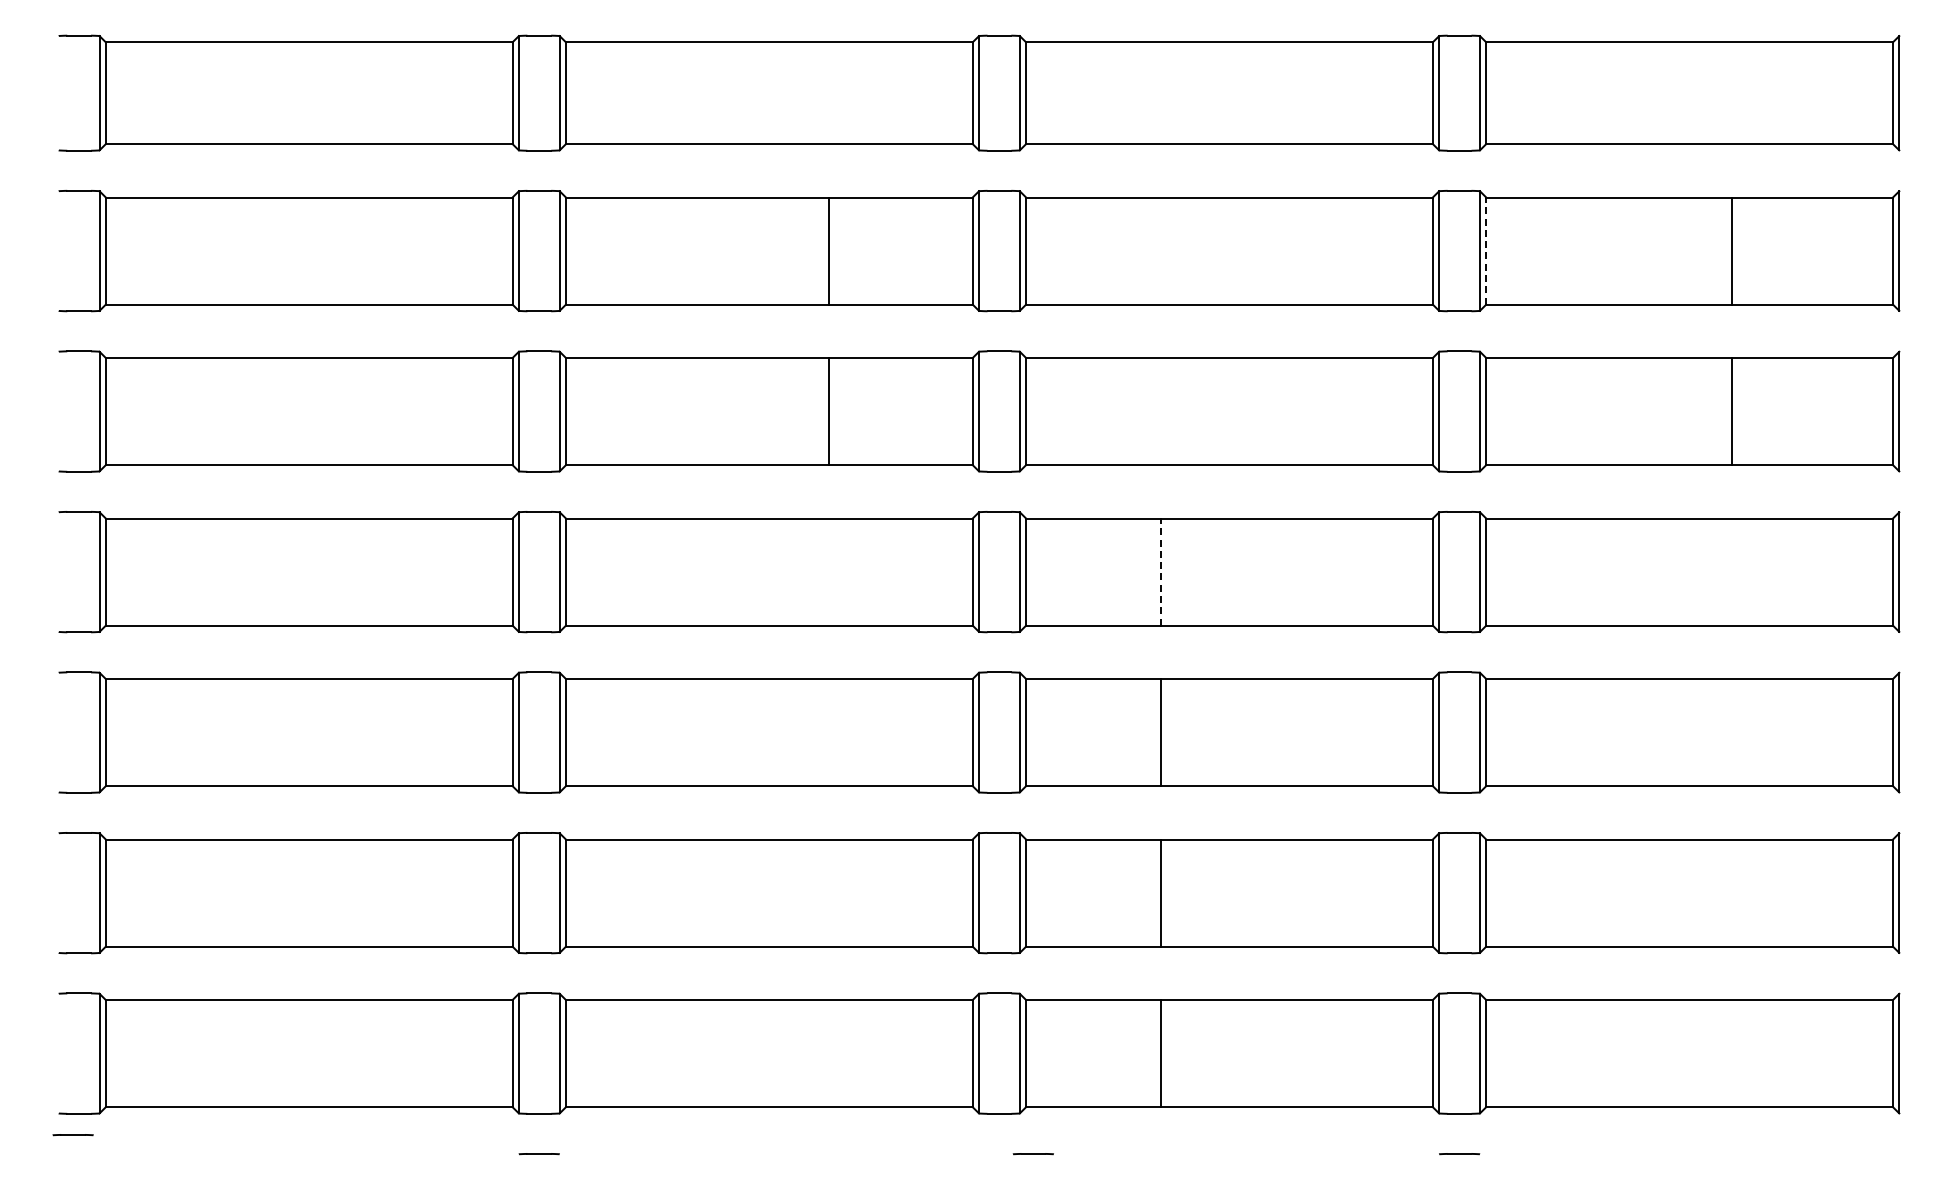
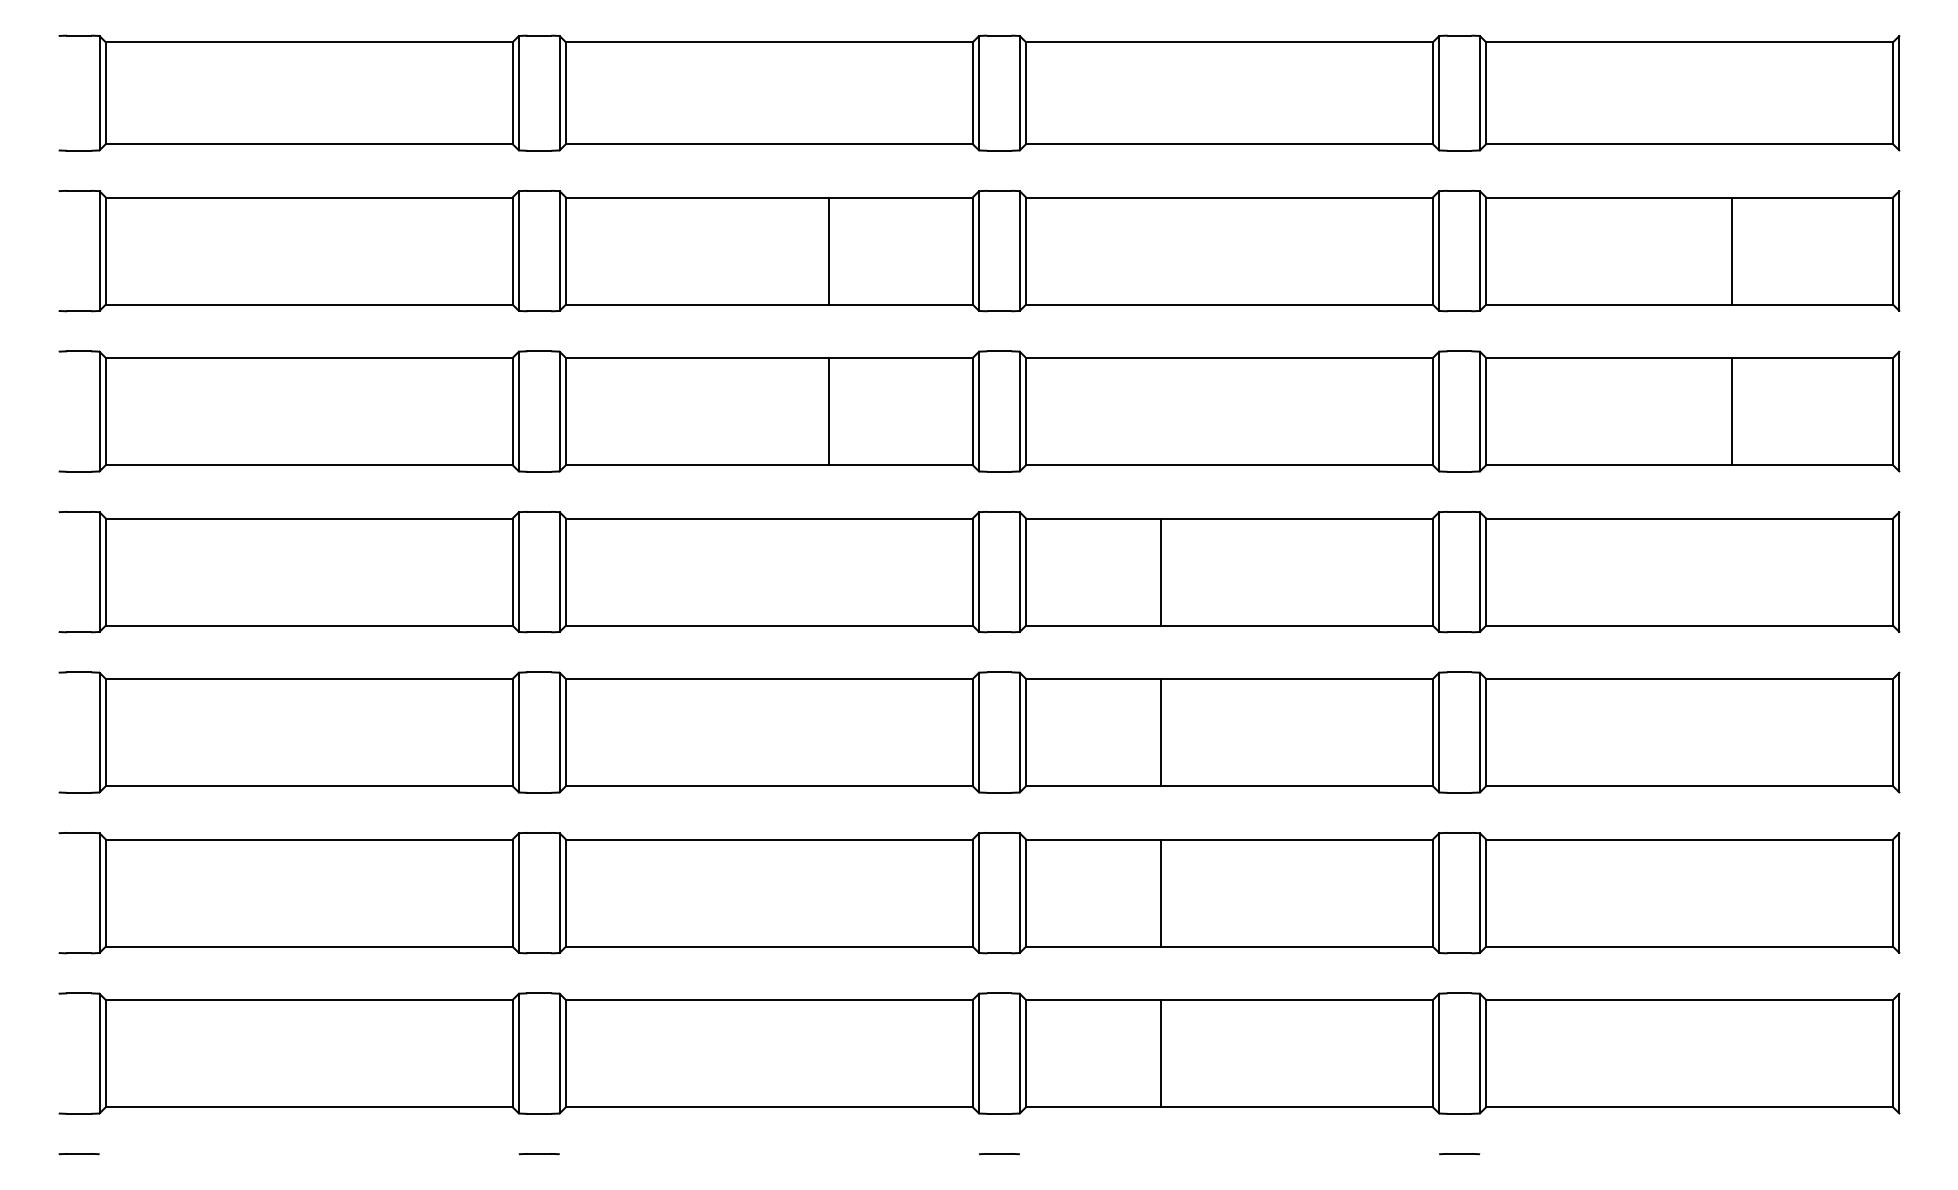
line: dashed -> solid (1486, 251)
line: dashed -> solid (1161, 572)
line position: (72, 1135) -> (78, 1154) (78, 1154)
line position: (1032, 1154) -> (998, 1154) (998, 1154)
